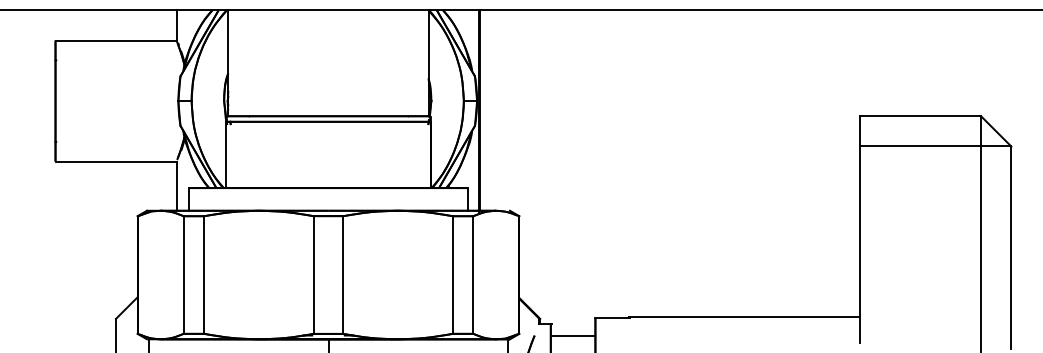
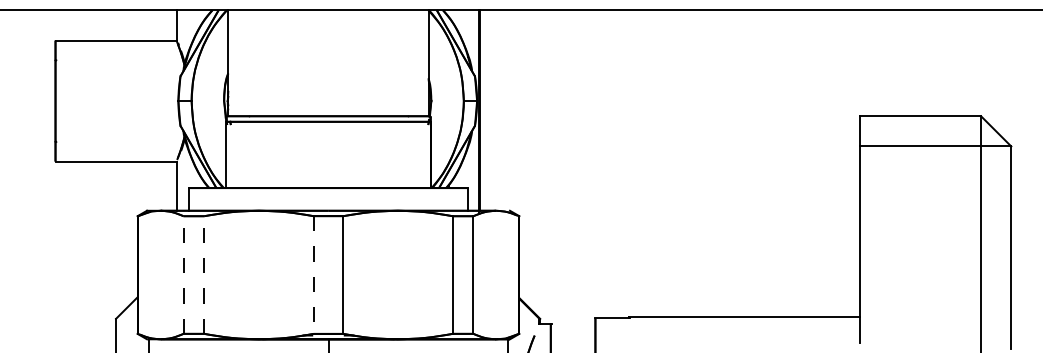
line: solid -> dashed (183, 275)
line: solid -> dashed (204, 275)
line: solid -> dashed (313, 275)
line: present -> none (572, 335)
